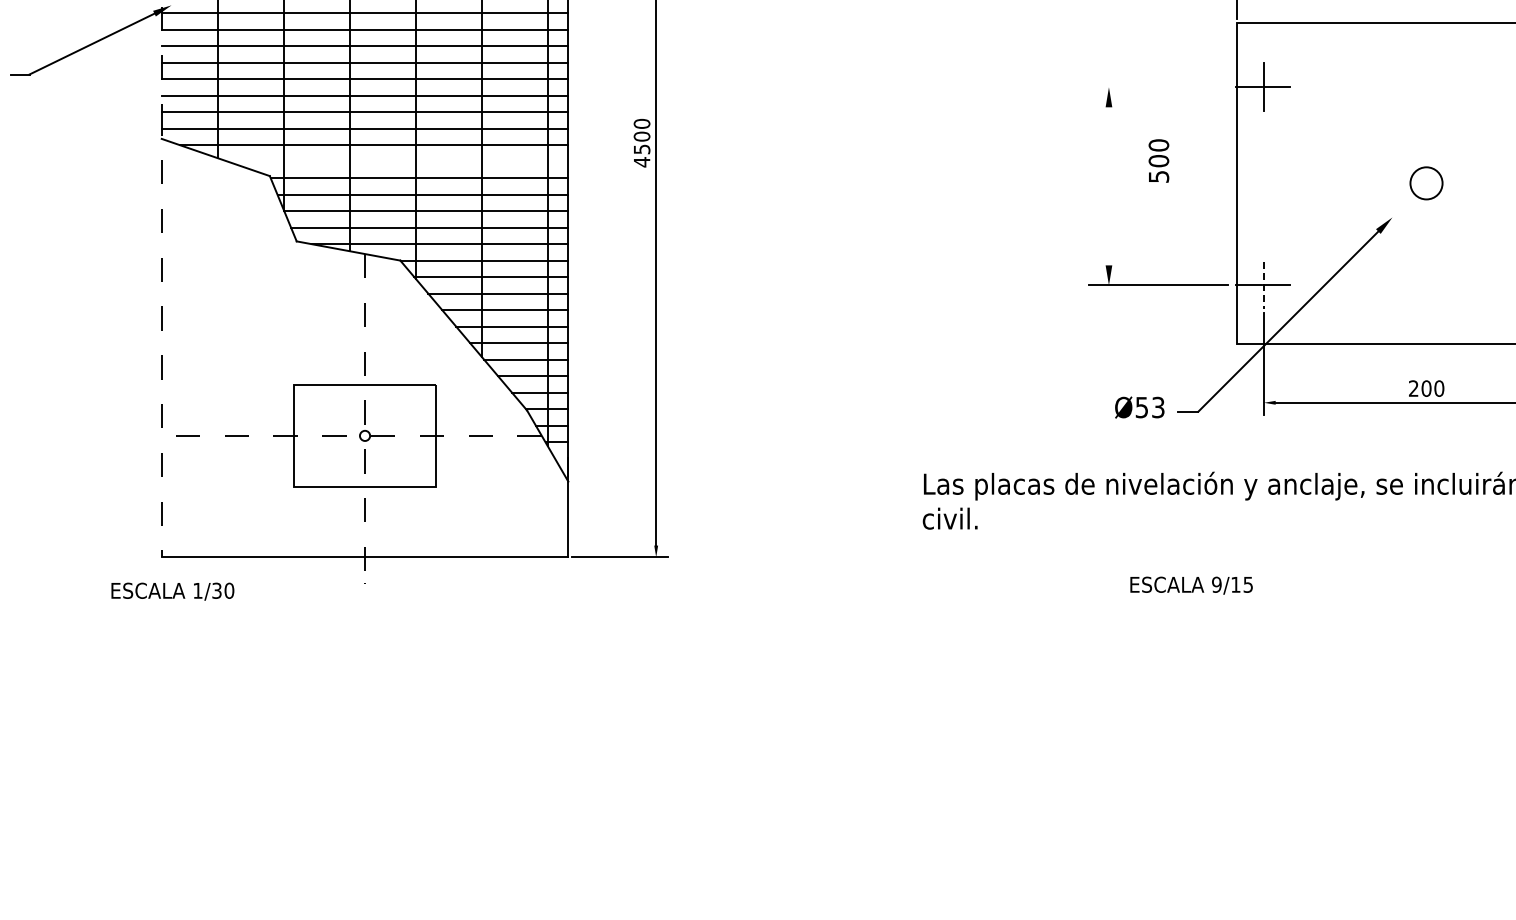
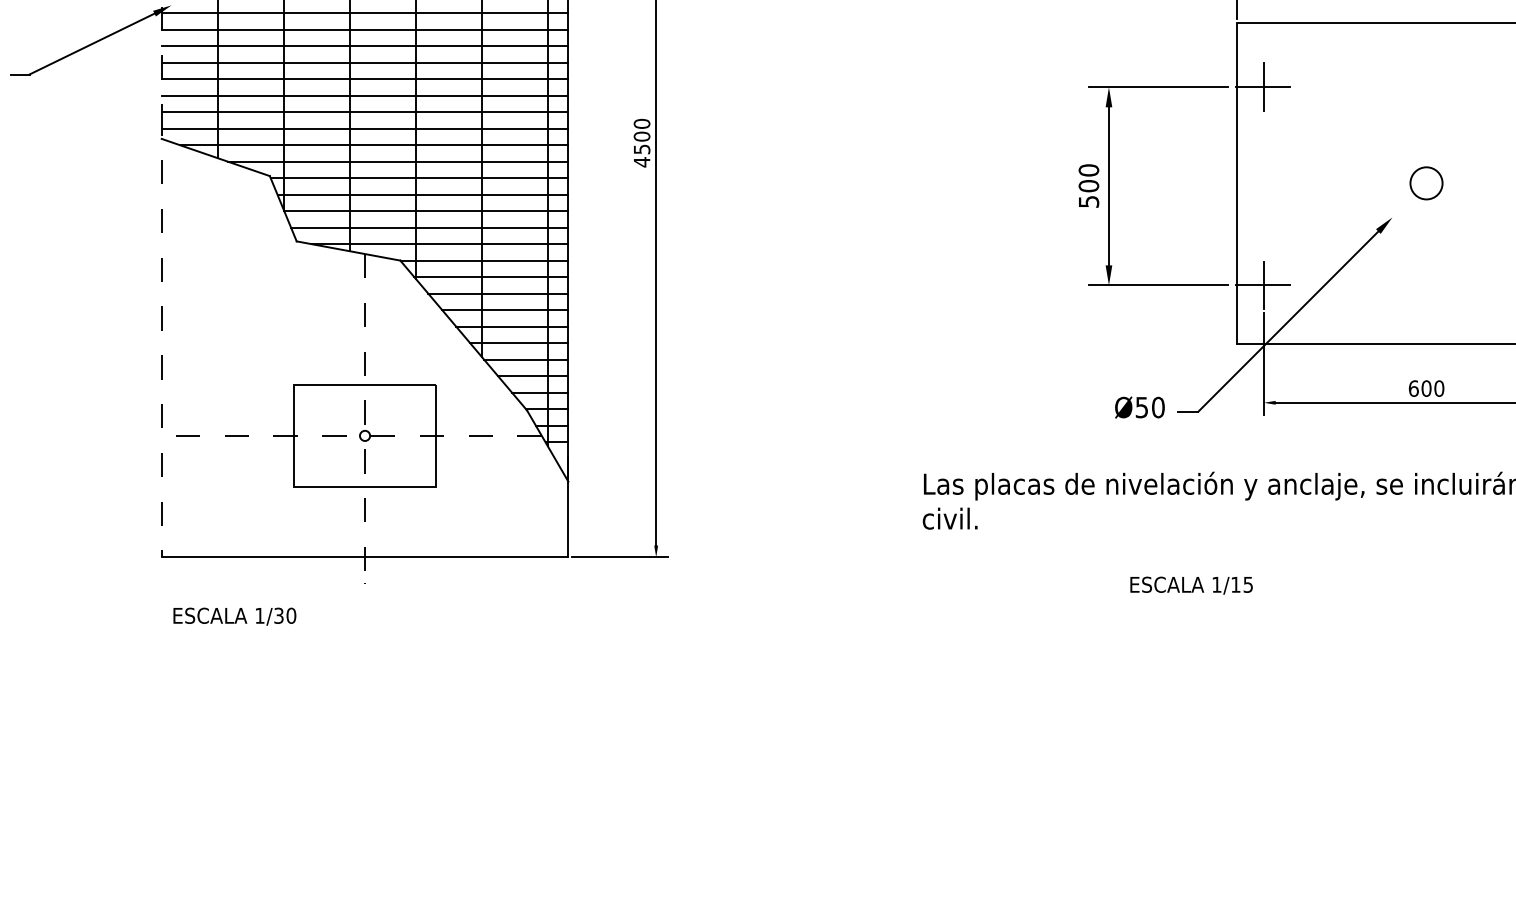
line: none -> present (1158, 87)
text position: (1158, 160) -> (1088, 185) (1088, 185)
line: none -> present (398, 161)
line: none -> present (1108, 186)
line: dashed -> solid (1263, 285)
text: 200 -> 600 (1413, 388)
text: Ø53 -> Ø50 (1158, 407)
text: 9/15 -> 1/15 (1216, 584)
text position: (172, 591) -> (234, 616) (234, 616)
